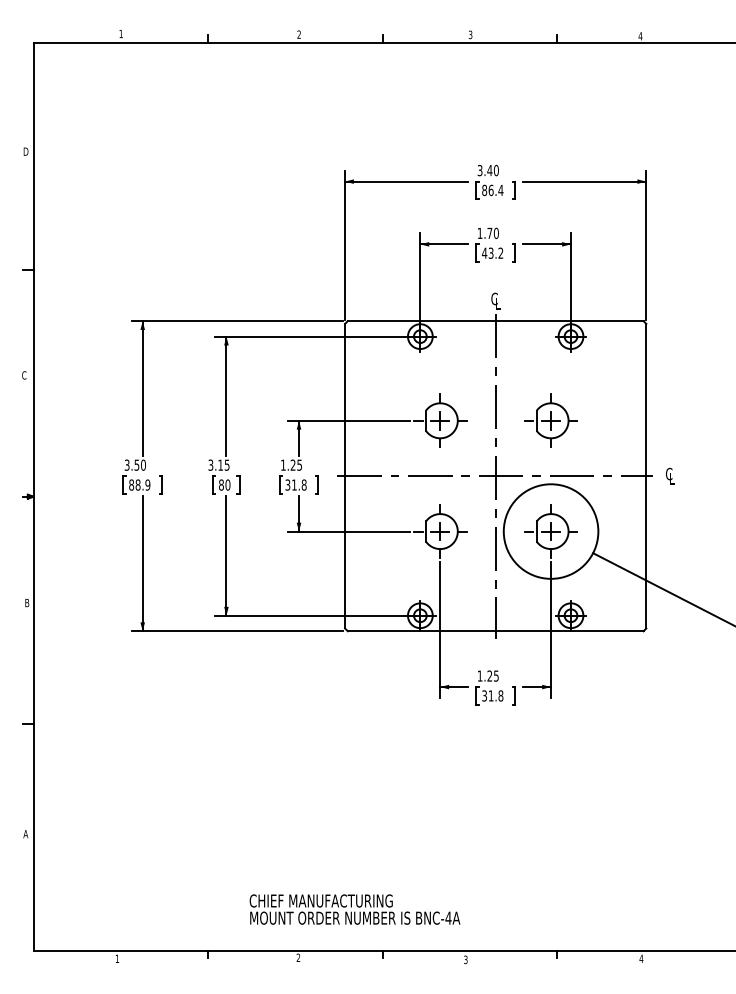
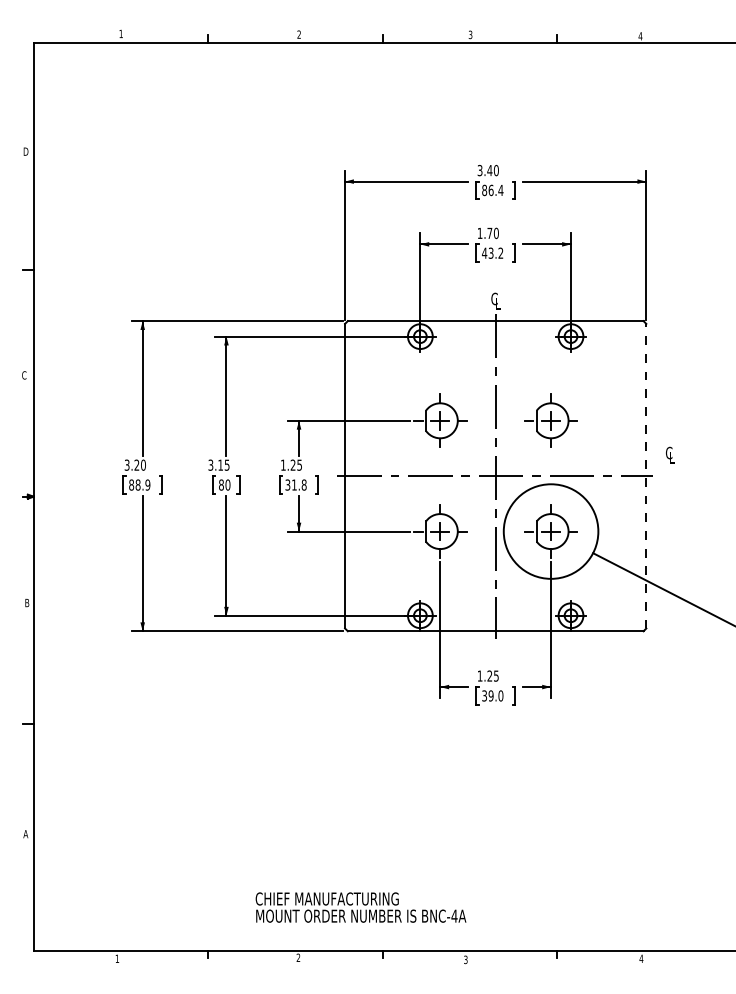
text: 3.50 -> 3.20 (136, 464)
line: solid -> dashed (646, 475)
text position: (670, 475) -> (670, 454) (670, 454)
text: 31.8 -> 39.0 (495, 695)
text position: (354, 909) -> (360, 907) (360, 907)
